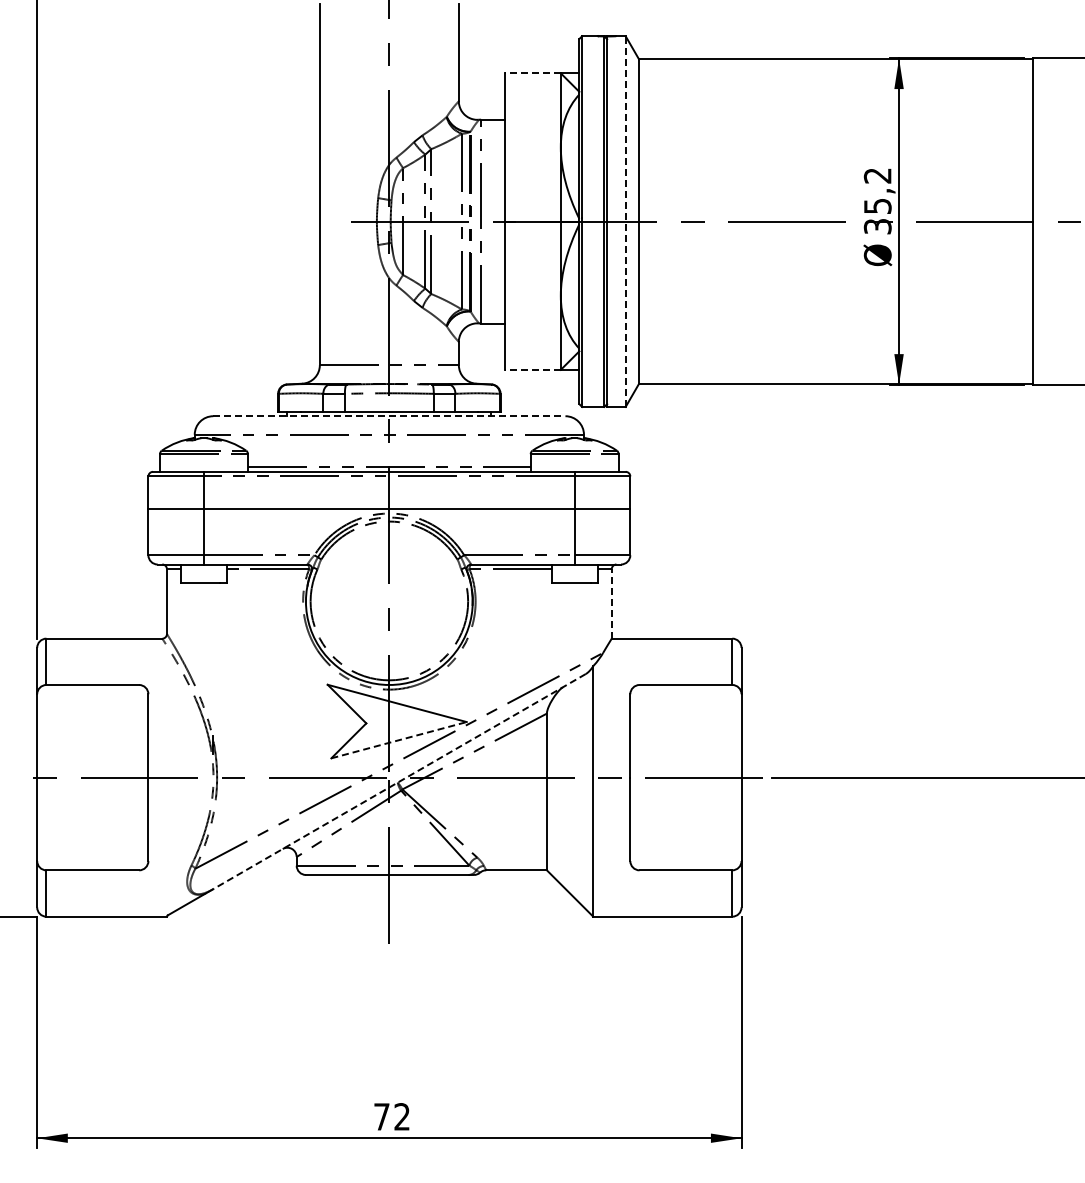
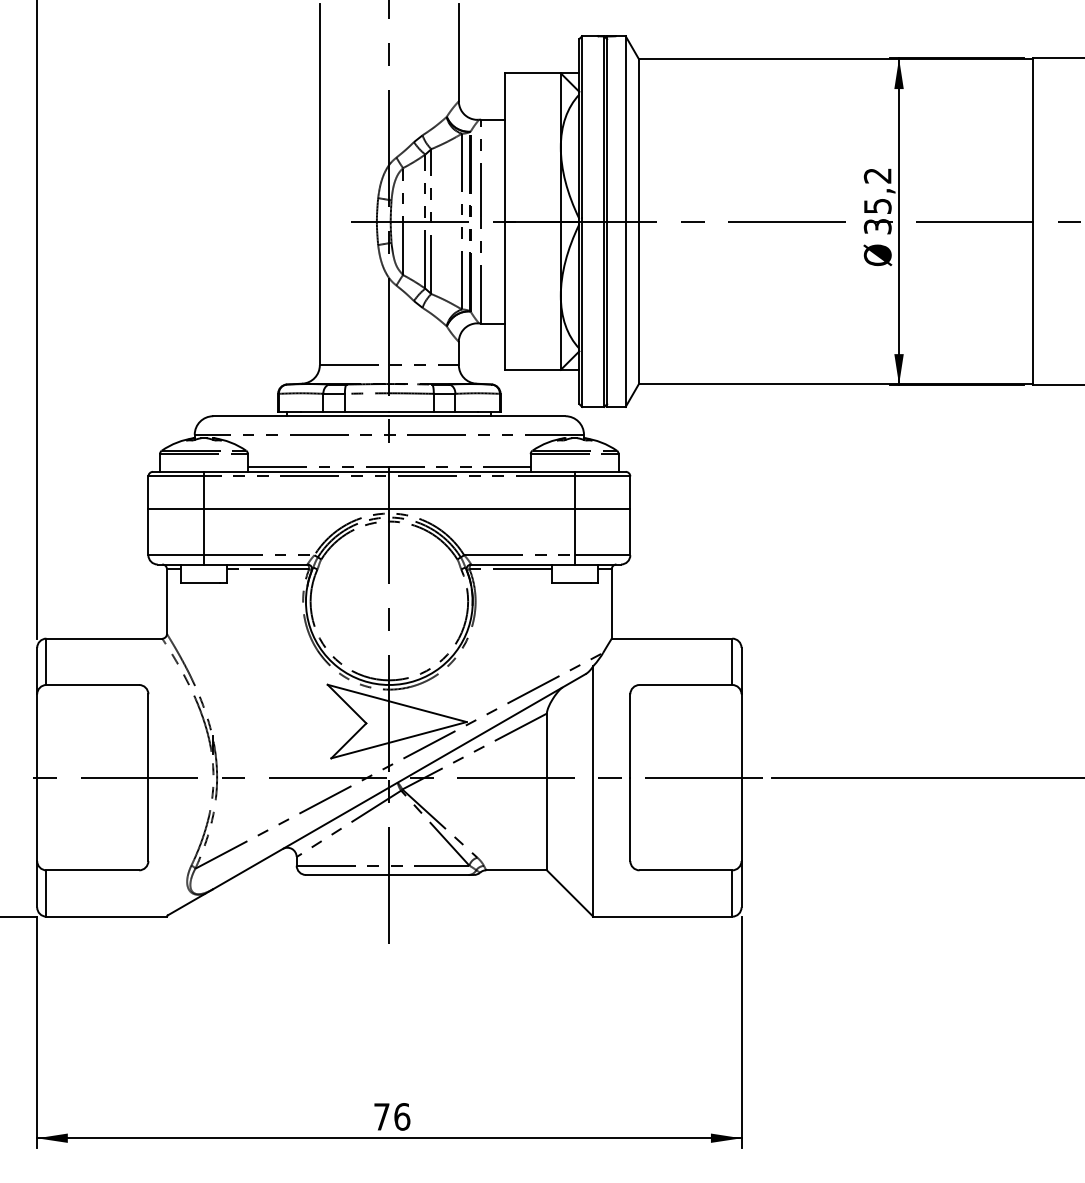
line: dashed -> solid (533, 73)
line: dashed -> solid (625, 221)
line: dashed -> solid (533, 369)
line: dashed -> solid (389, 416)
line: dashed -> solid (611, 604)
line: dashed -> solid (399, 740)
line: dashed -> solid (399, 781)
text: 72 -> 76 (402, 1116)
